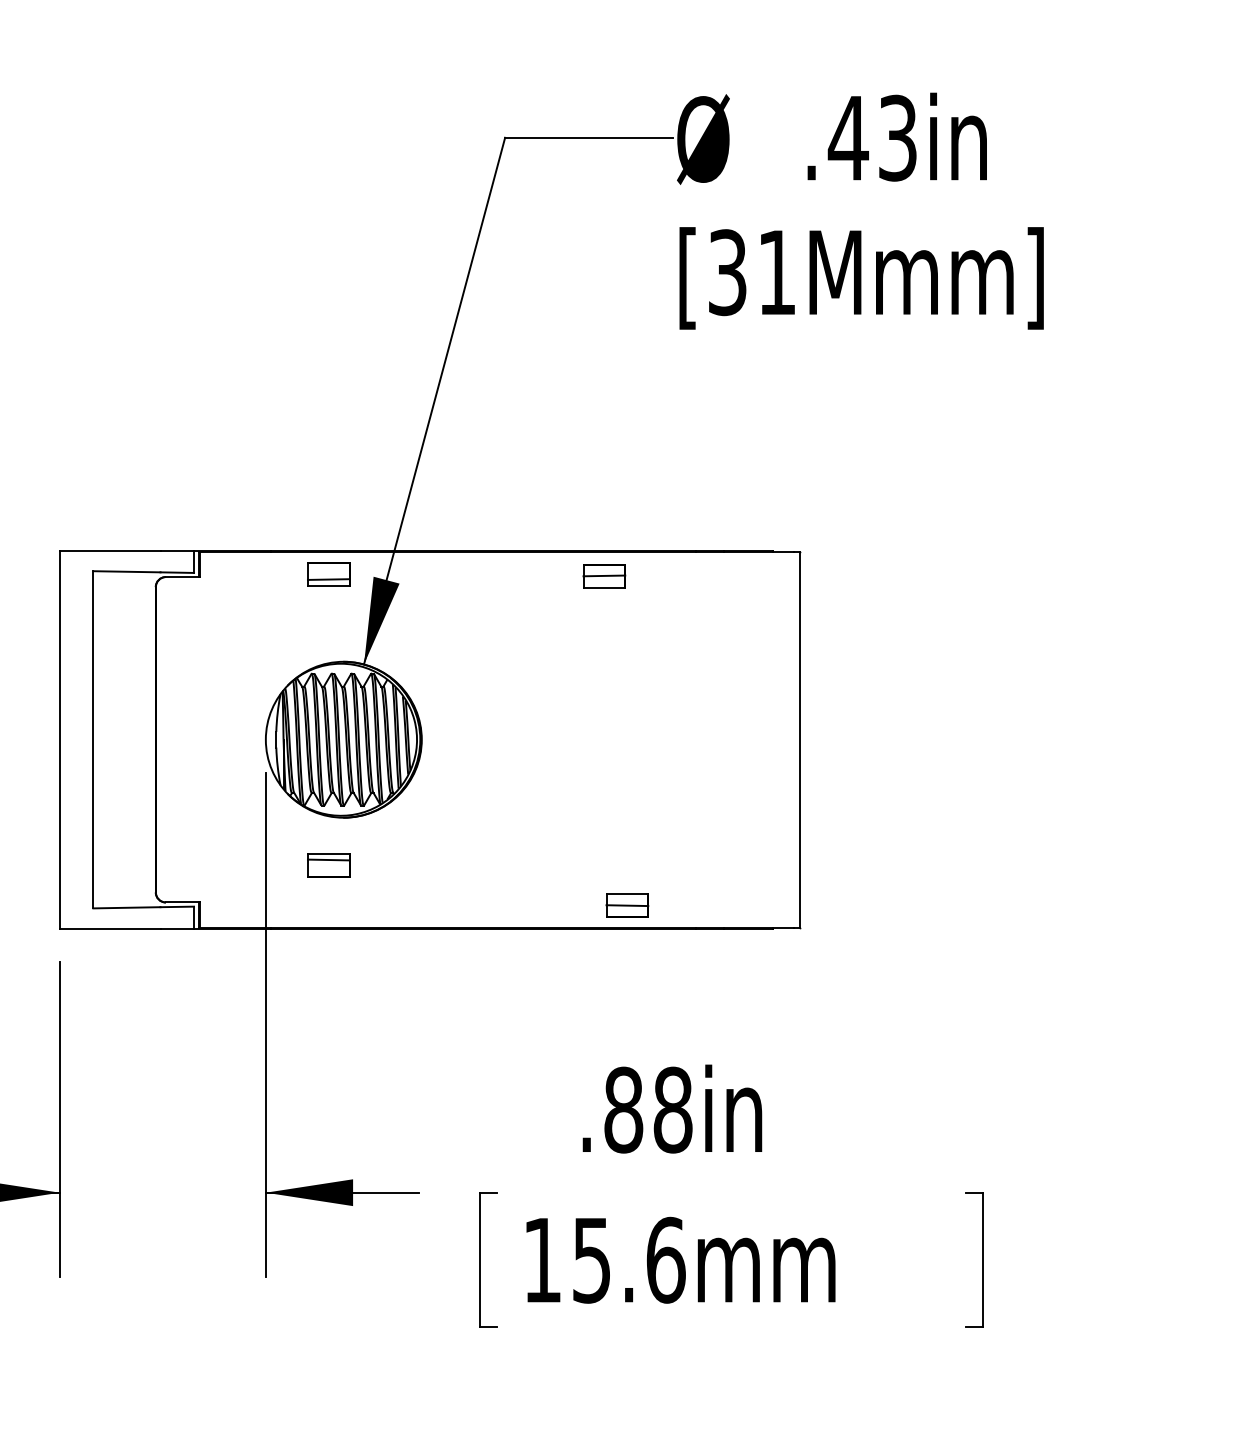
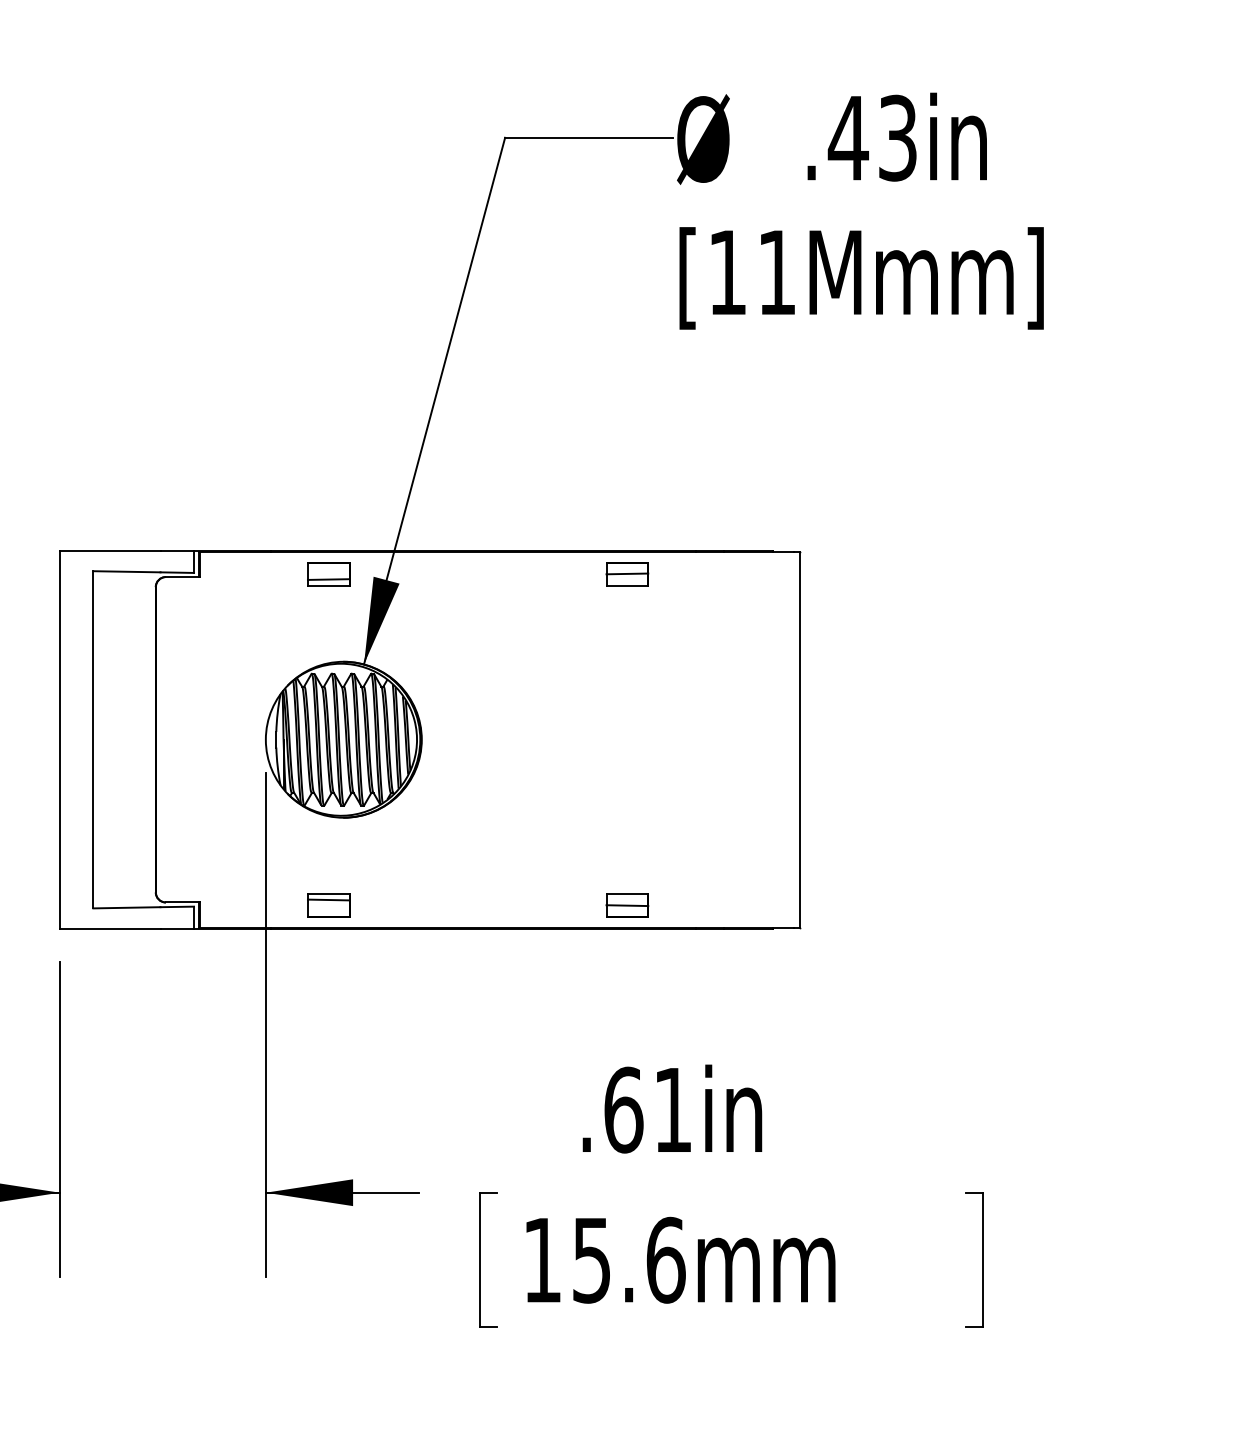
text: [31Mmm] -> [11Mmm] (727, 272)
part position: (604, 576) -> (627, 574) (627, 574)
part position: (328, 865) -> (328, 905) (328, 905)
text: .88in -> .61in (648, 1109)
